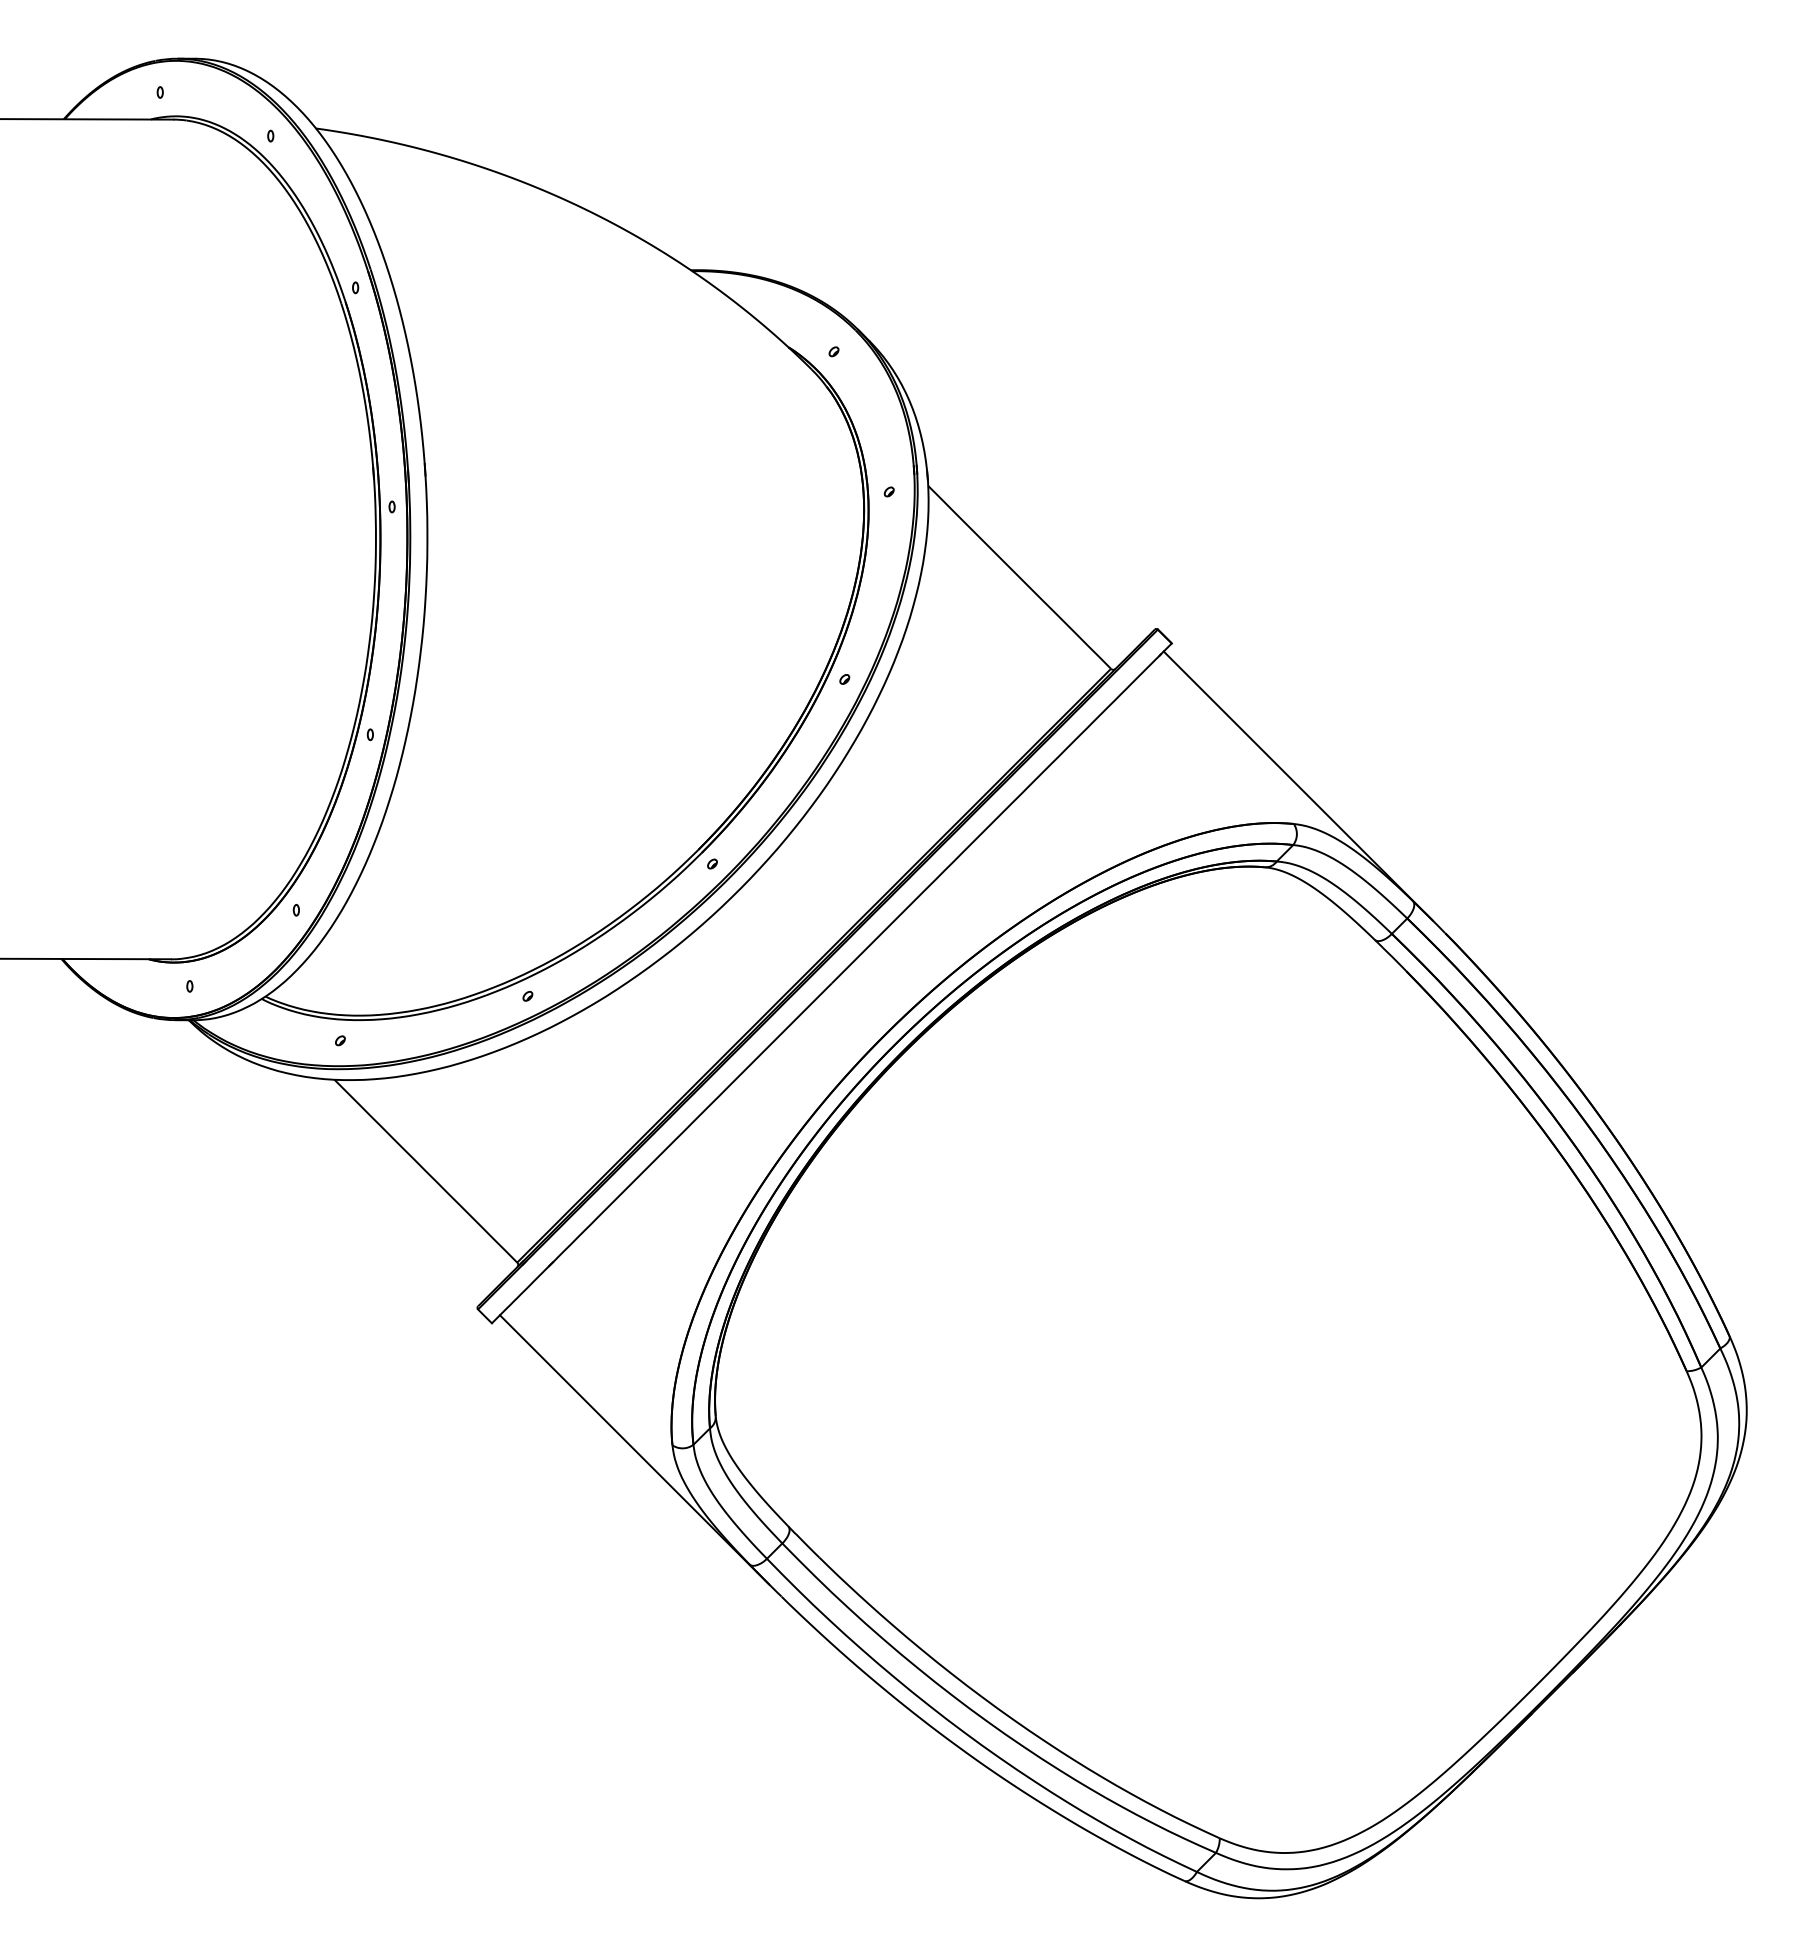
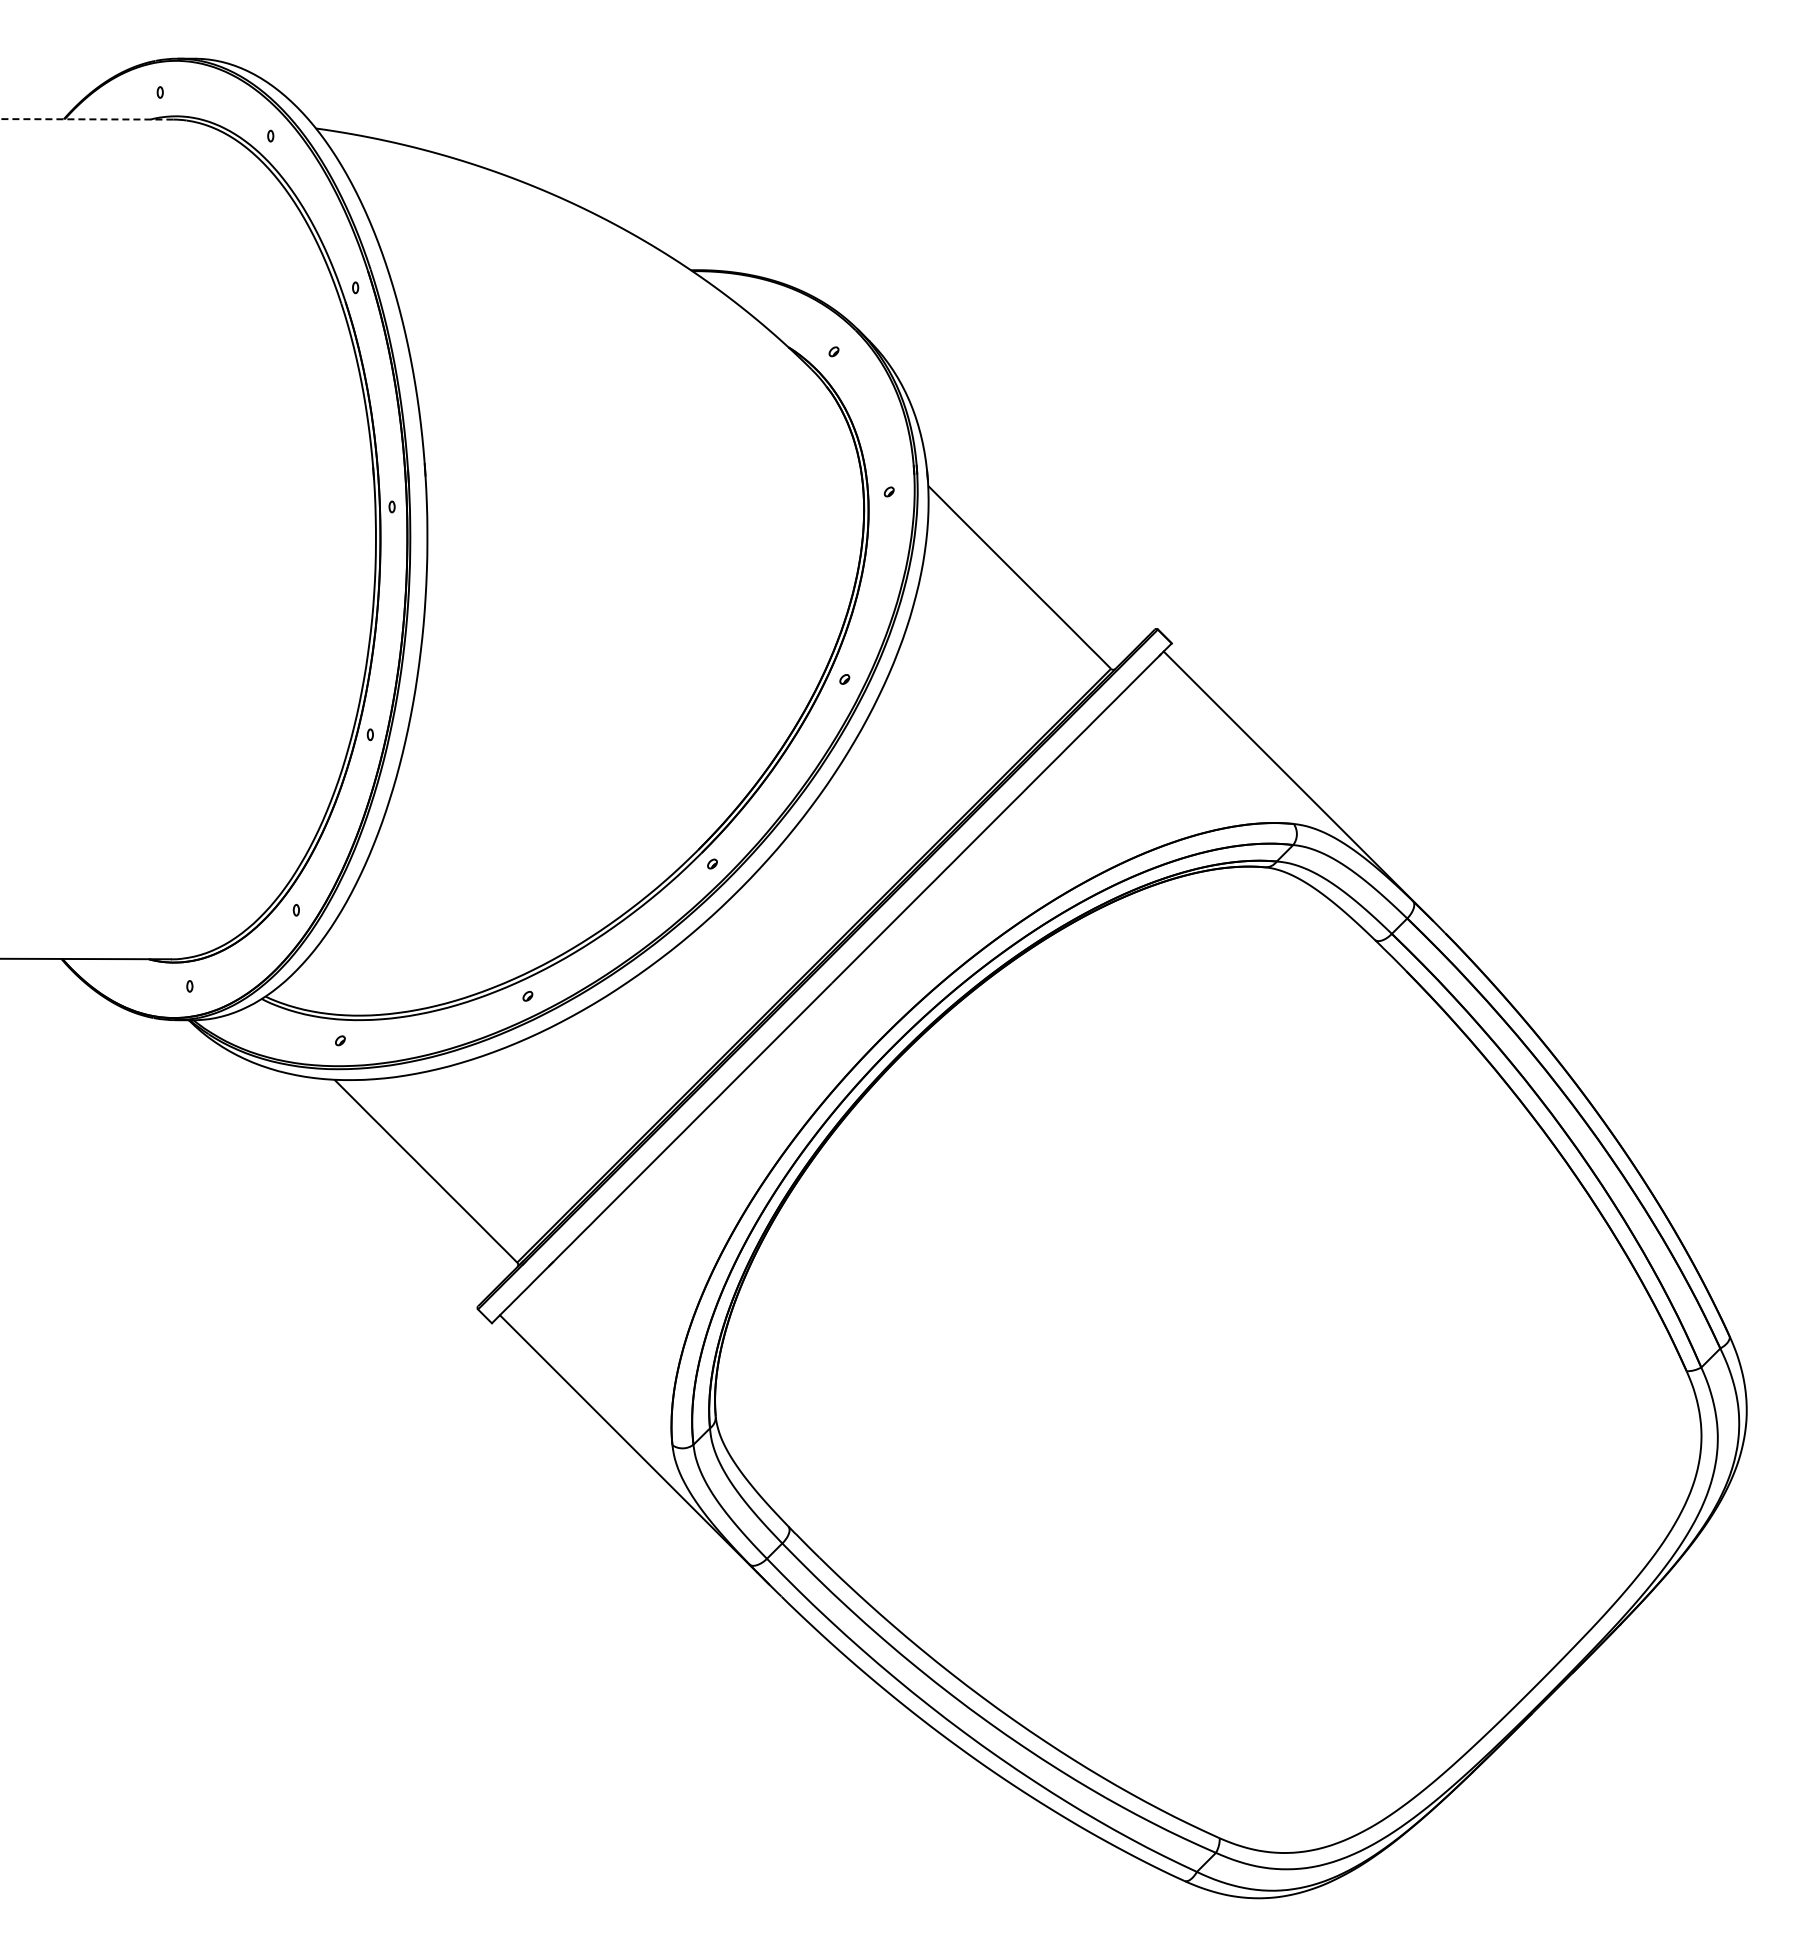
line: solid -> dashed (86, 119)
